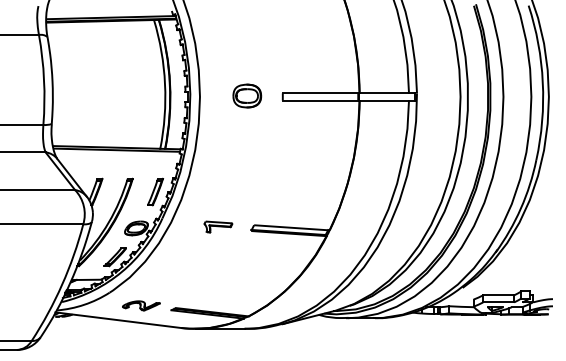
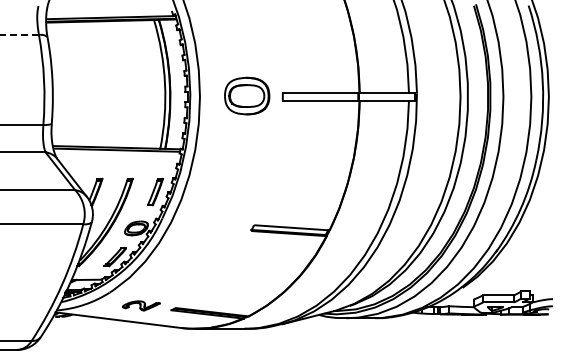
line: solid -> dashed (19, 35)
part size: 31x26 px -> 47x40 px (247, 95)
part: present -> none (218, 226)
